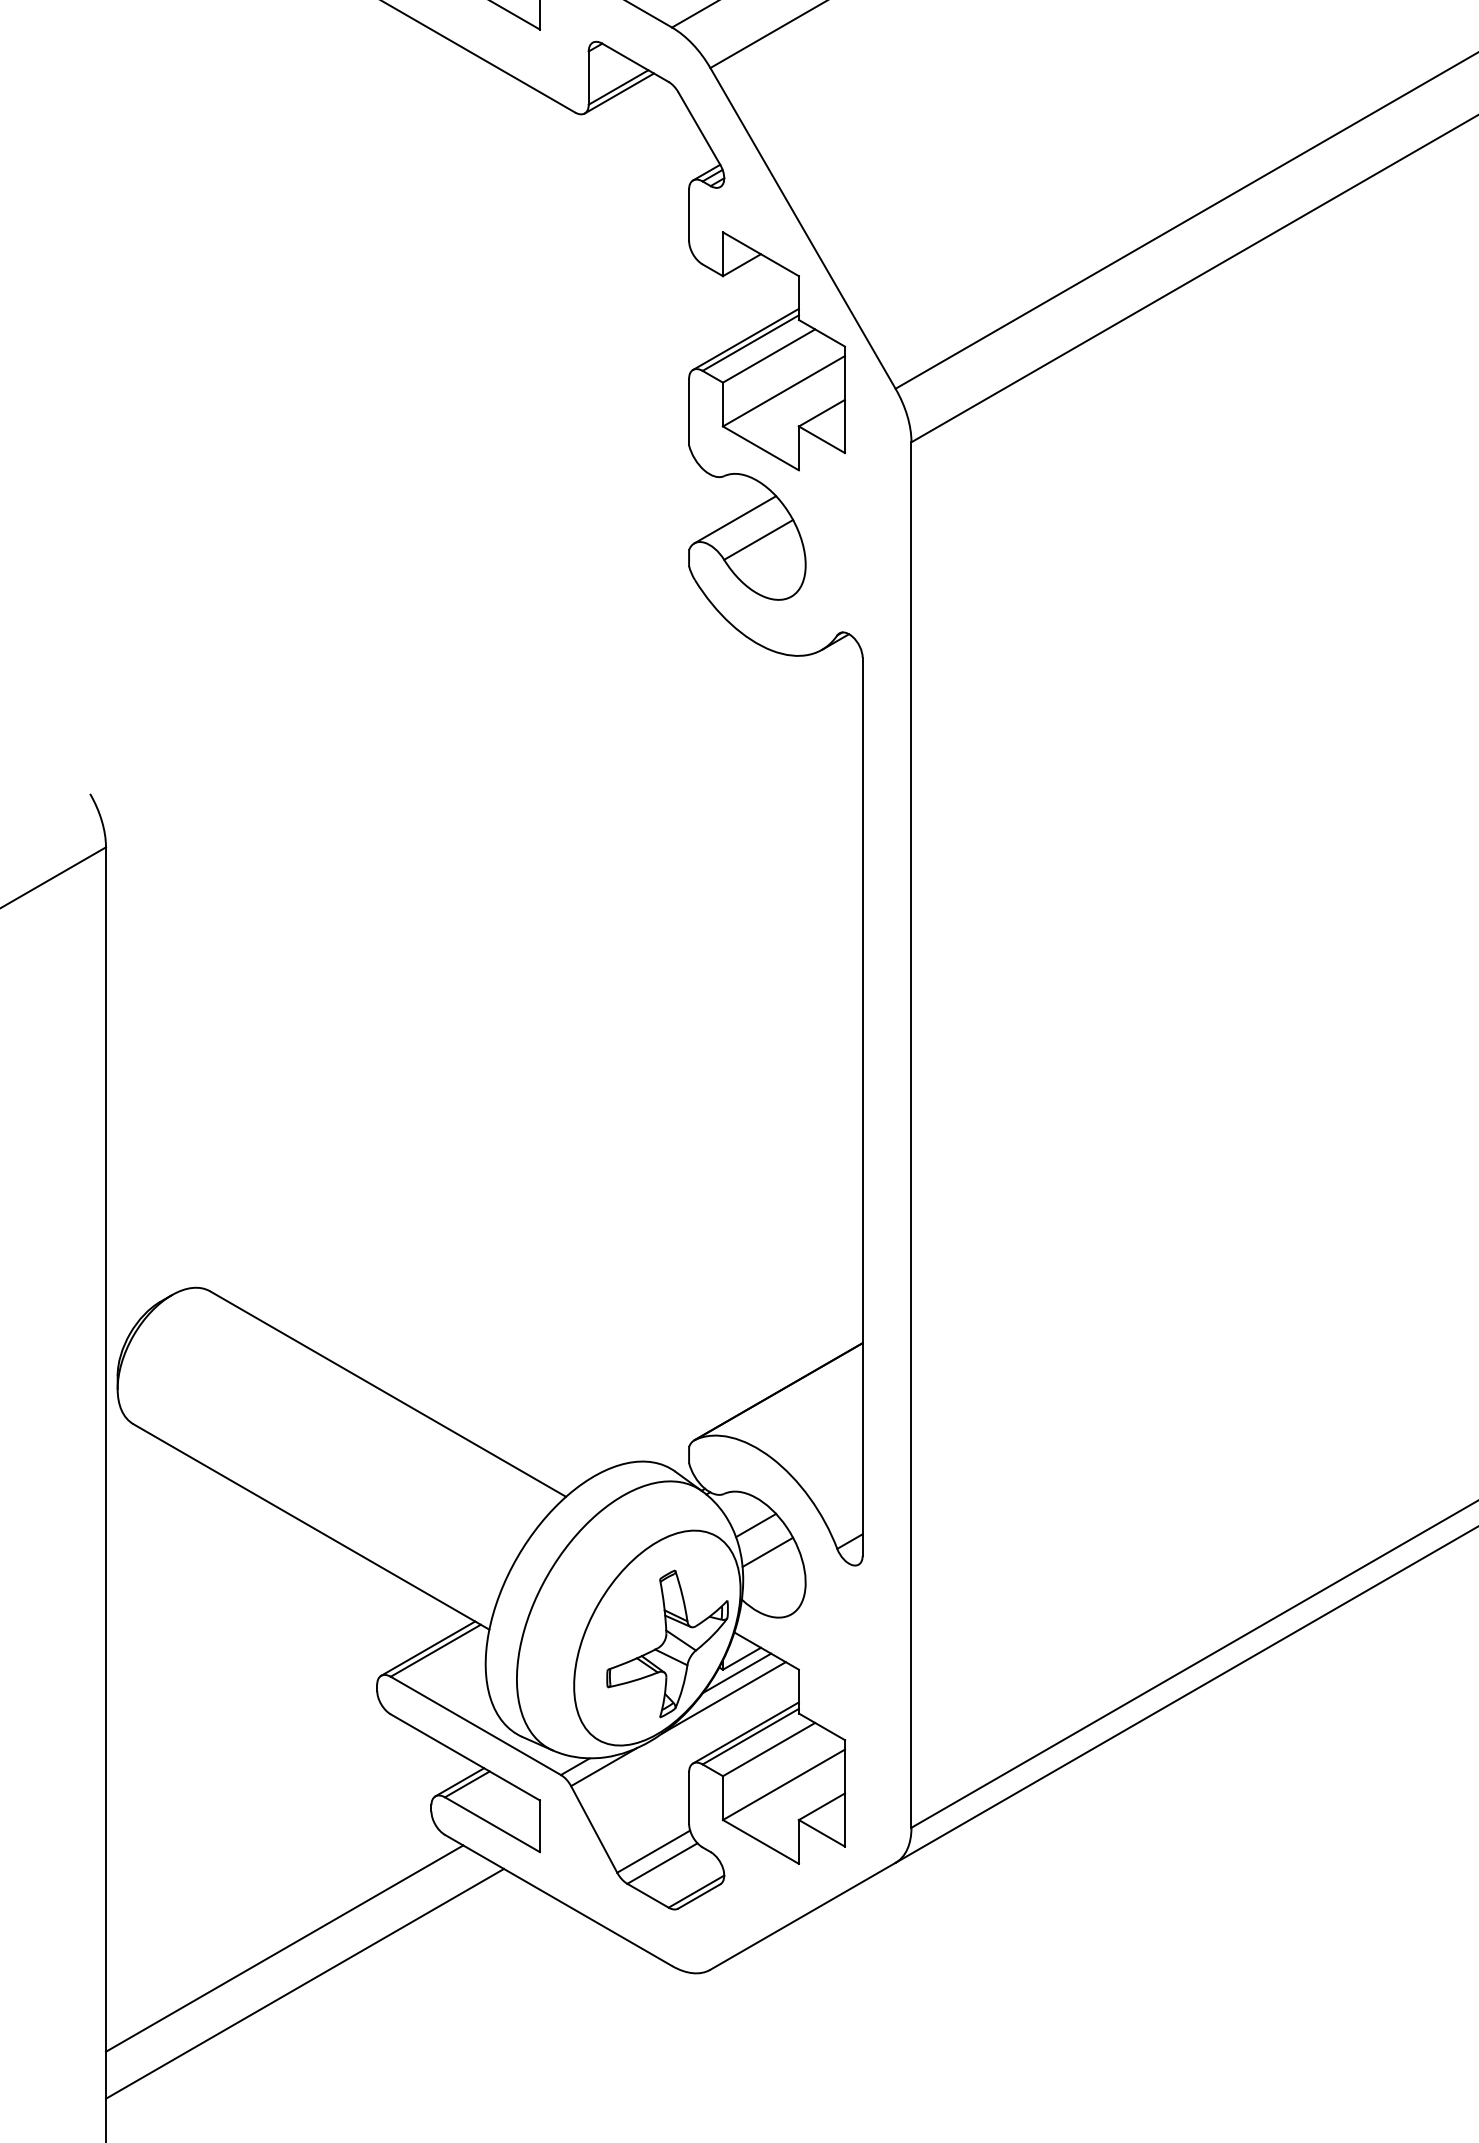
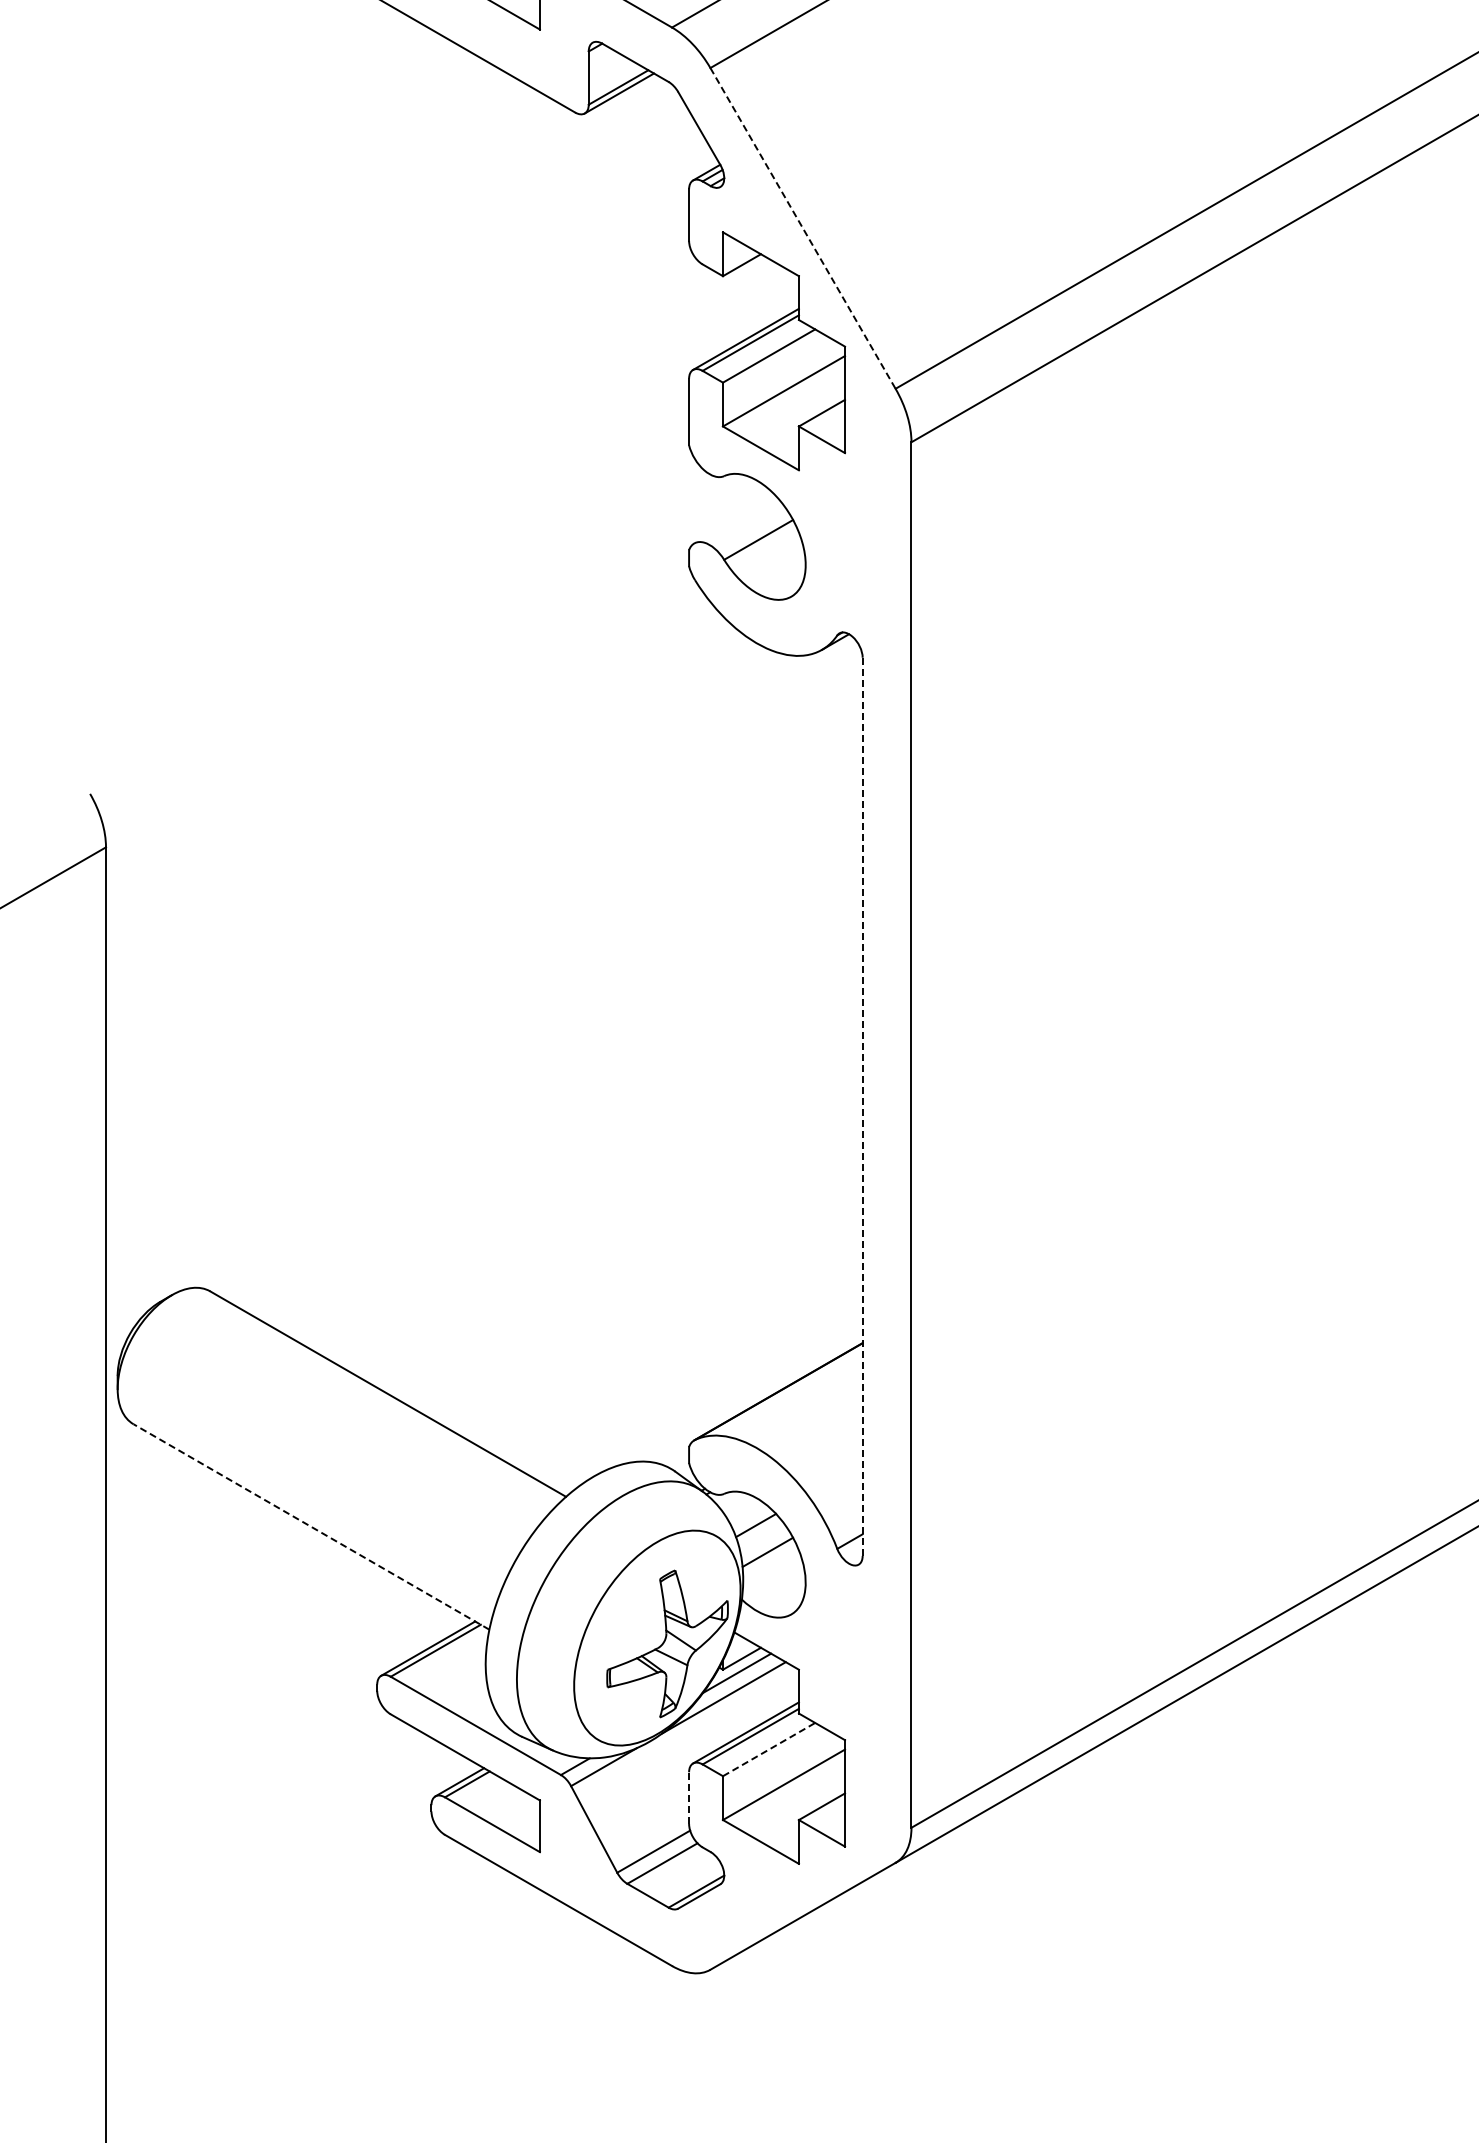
line: solid -> dashed (803, 228)
line: present -> none (735, 519)
line: solid -> dashed (862, 1106)
line: solid -> dashed (311, 1526)
line: solid -> dashed (769, 1749)
line: solid -> dashed (689, 1798)
line: present -> none (284, 1948)
line: present -> none (305, 1983)
